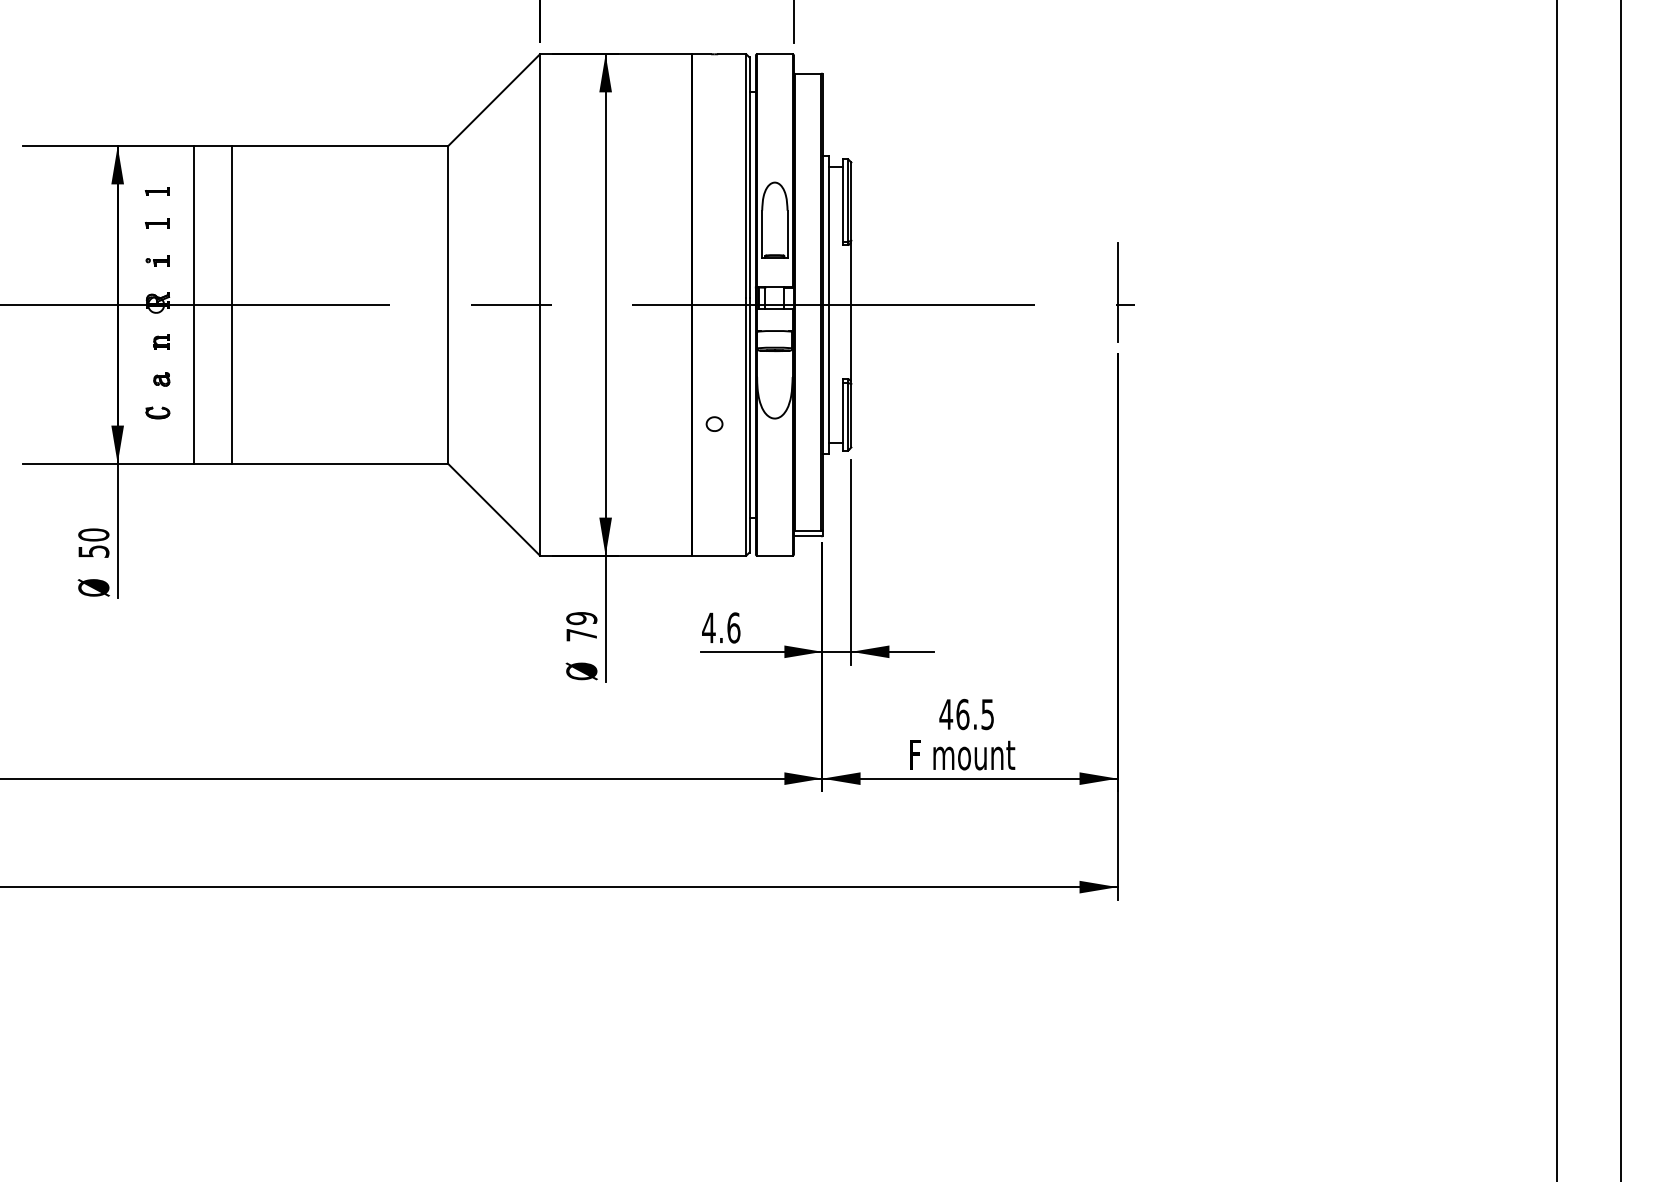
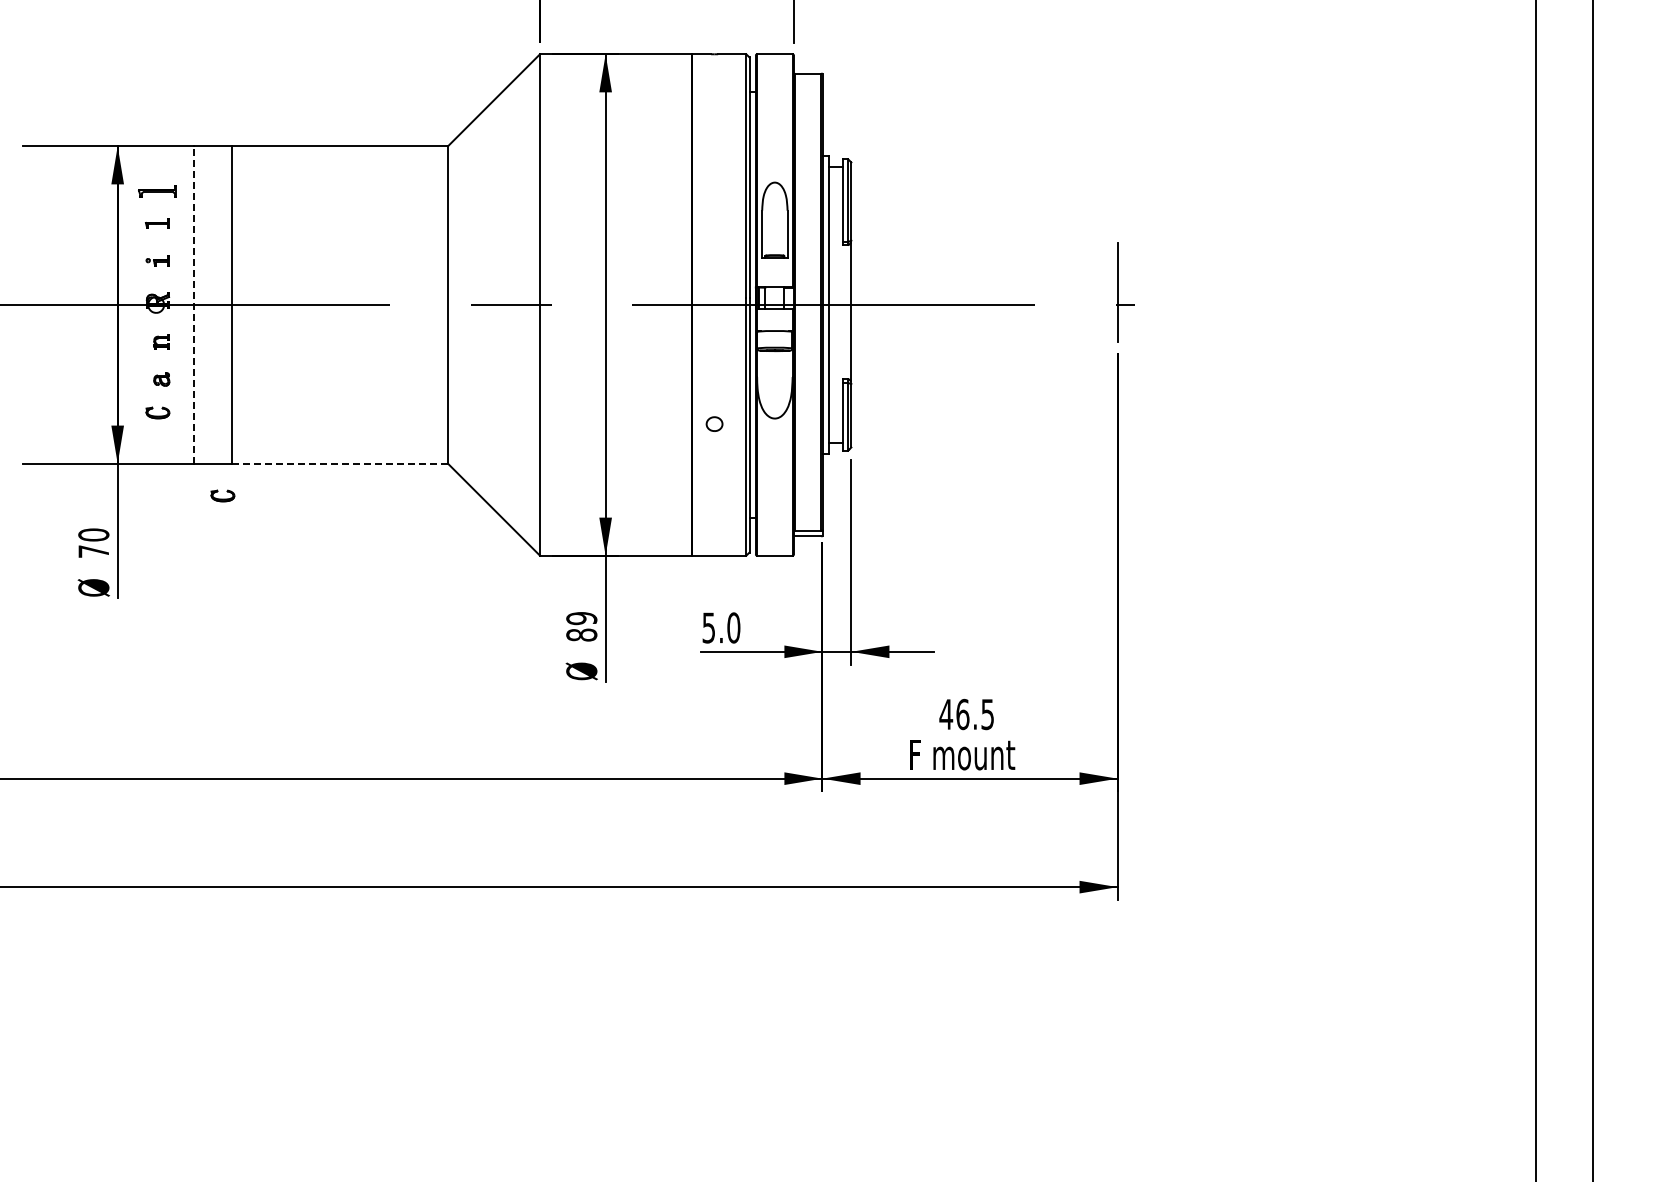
part size: 25x9 px -> 39x13 px (157, 191)
line: solid -> dashed (194, 304)
line: solid -> dashed (340, 463)
part: none -> present (222, 495)
text: 50 -> 70 (93, 551)
line position: (1557, 590) -> (1536, 590) (1536, 590)
line position: (1620, 590) -> (1592, 590) (1592, 590)
text: 4.6 -> 5.0 (721, 627)
text: 79 -> 89 (581, 634)
